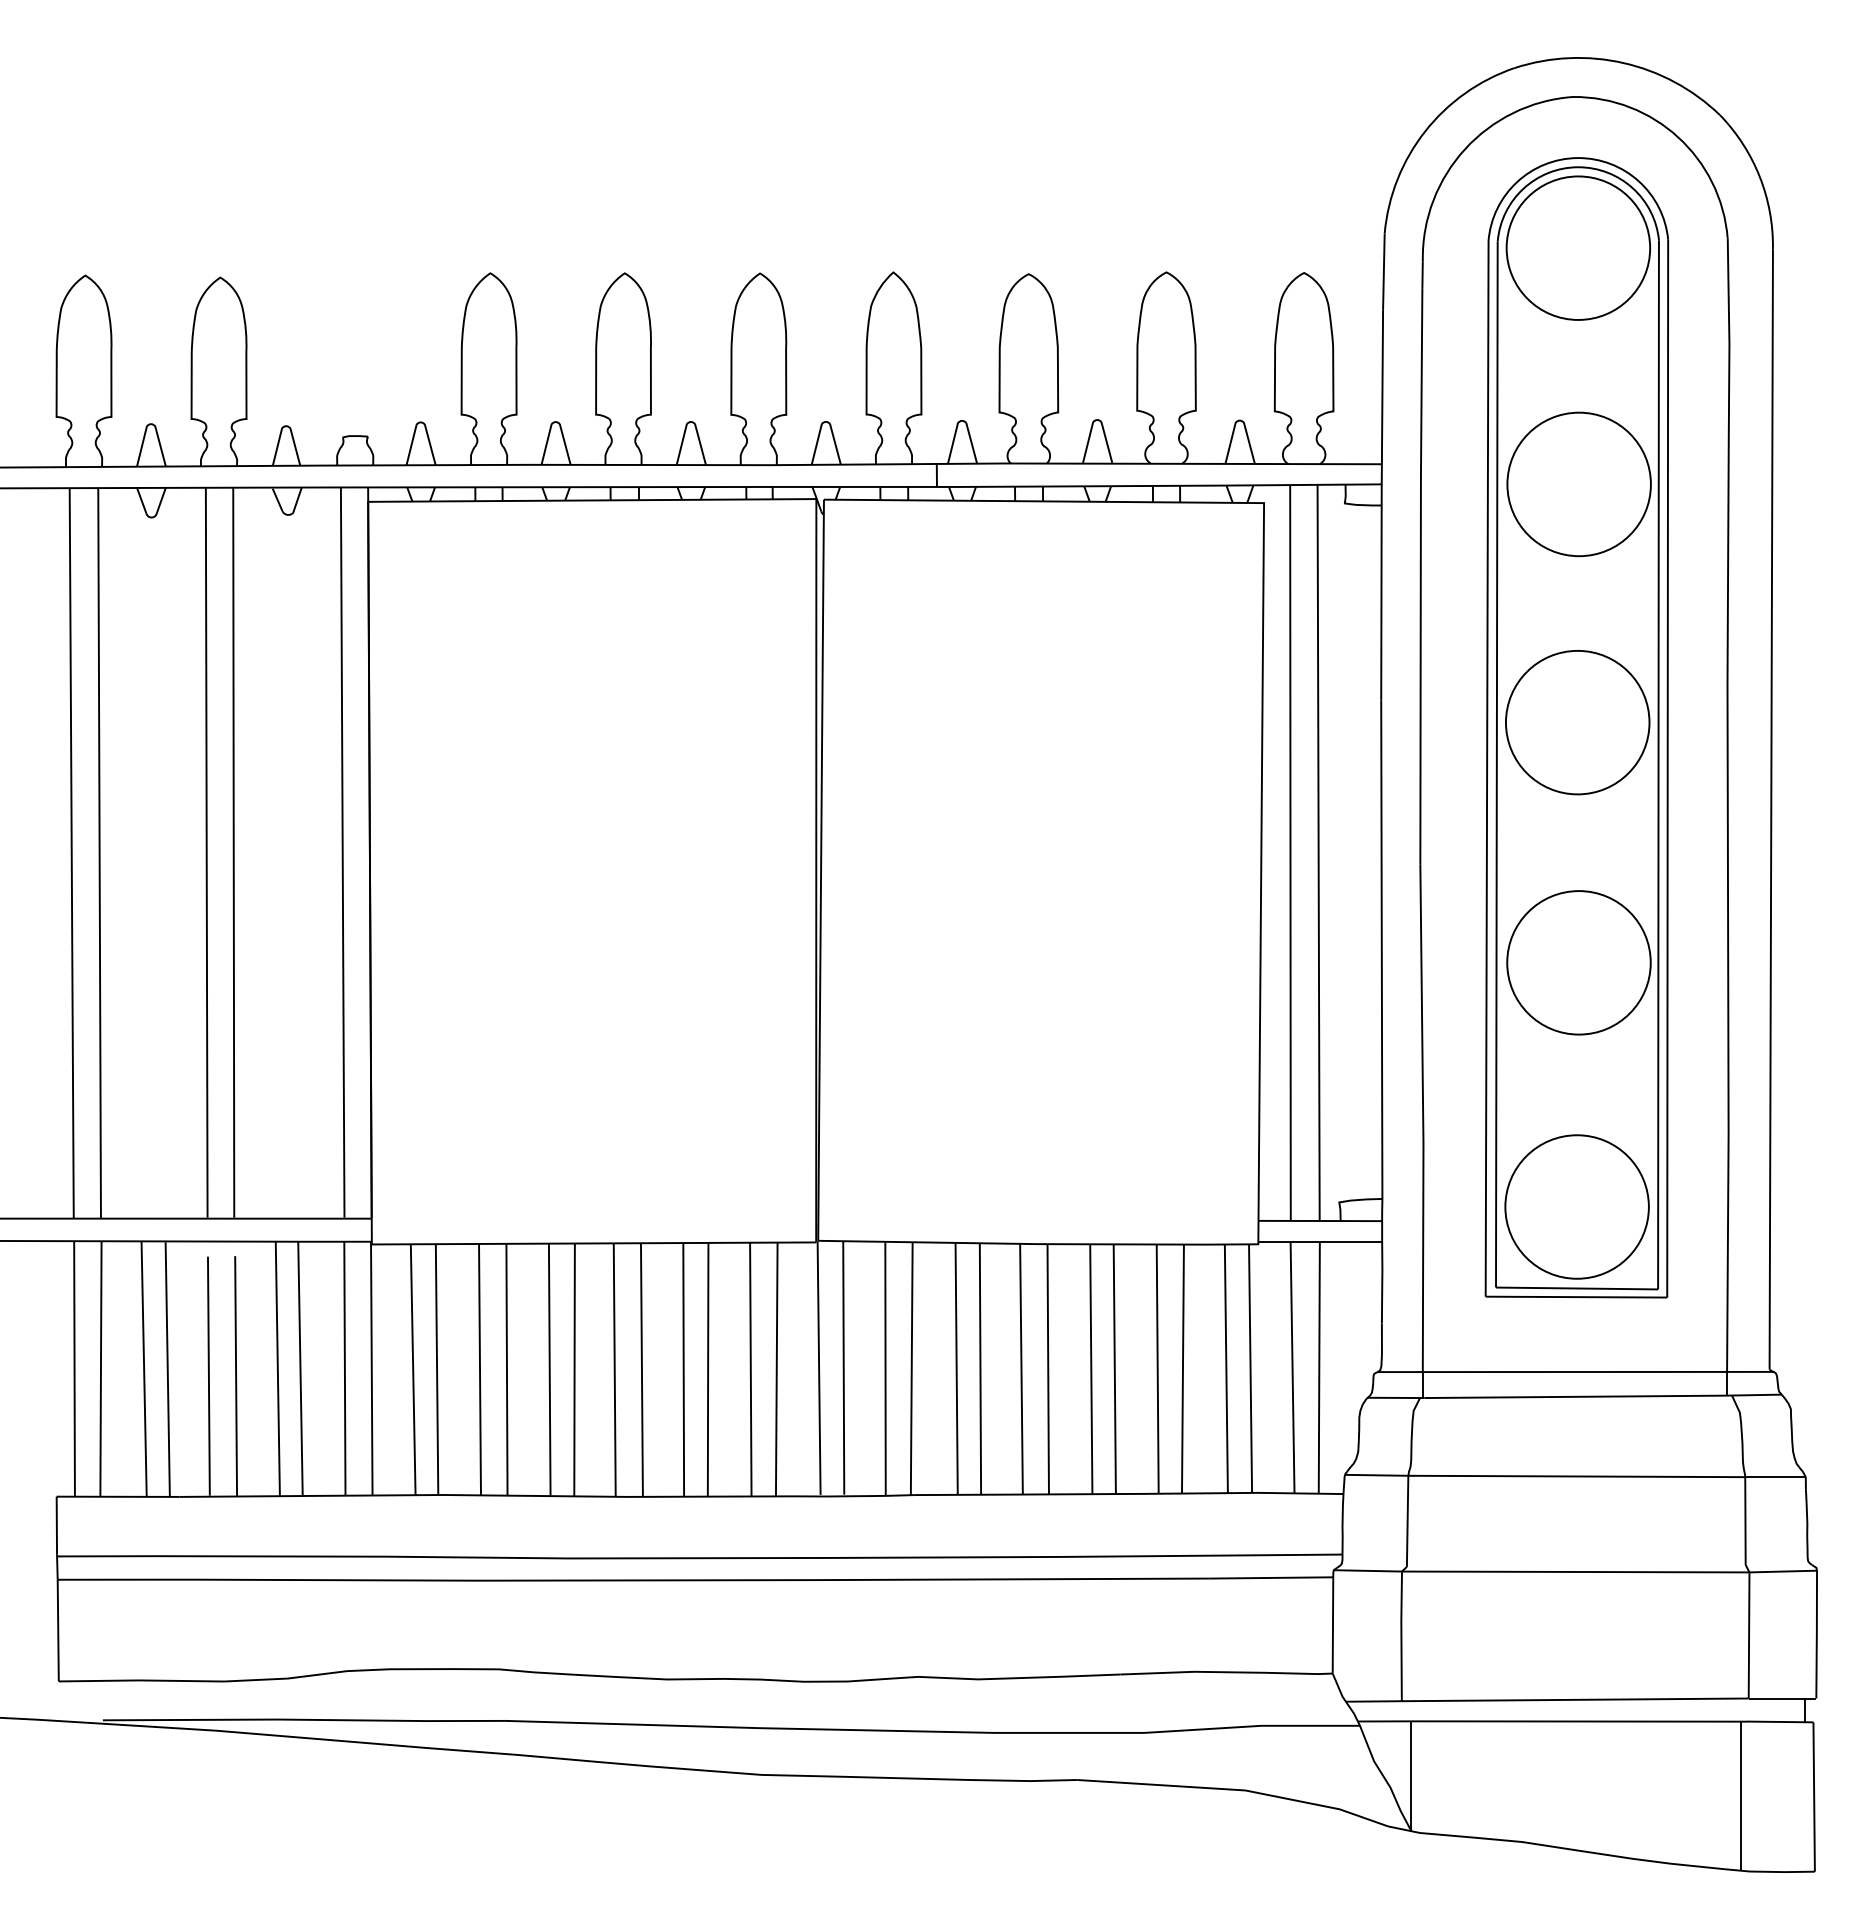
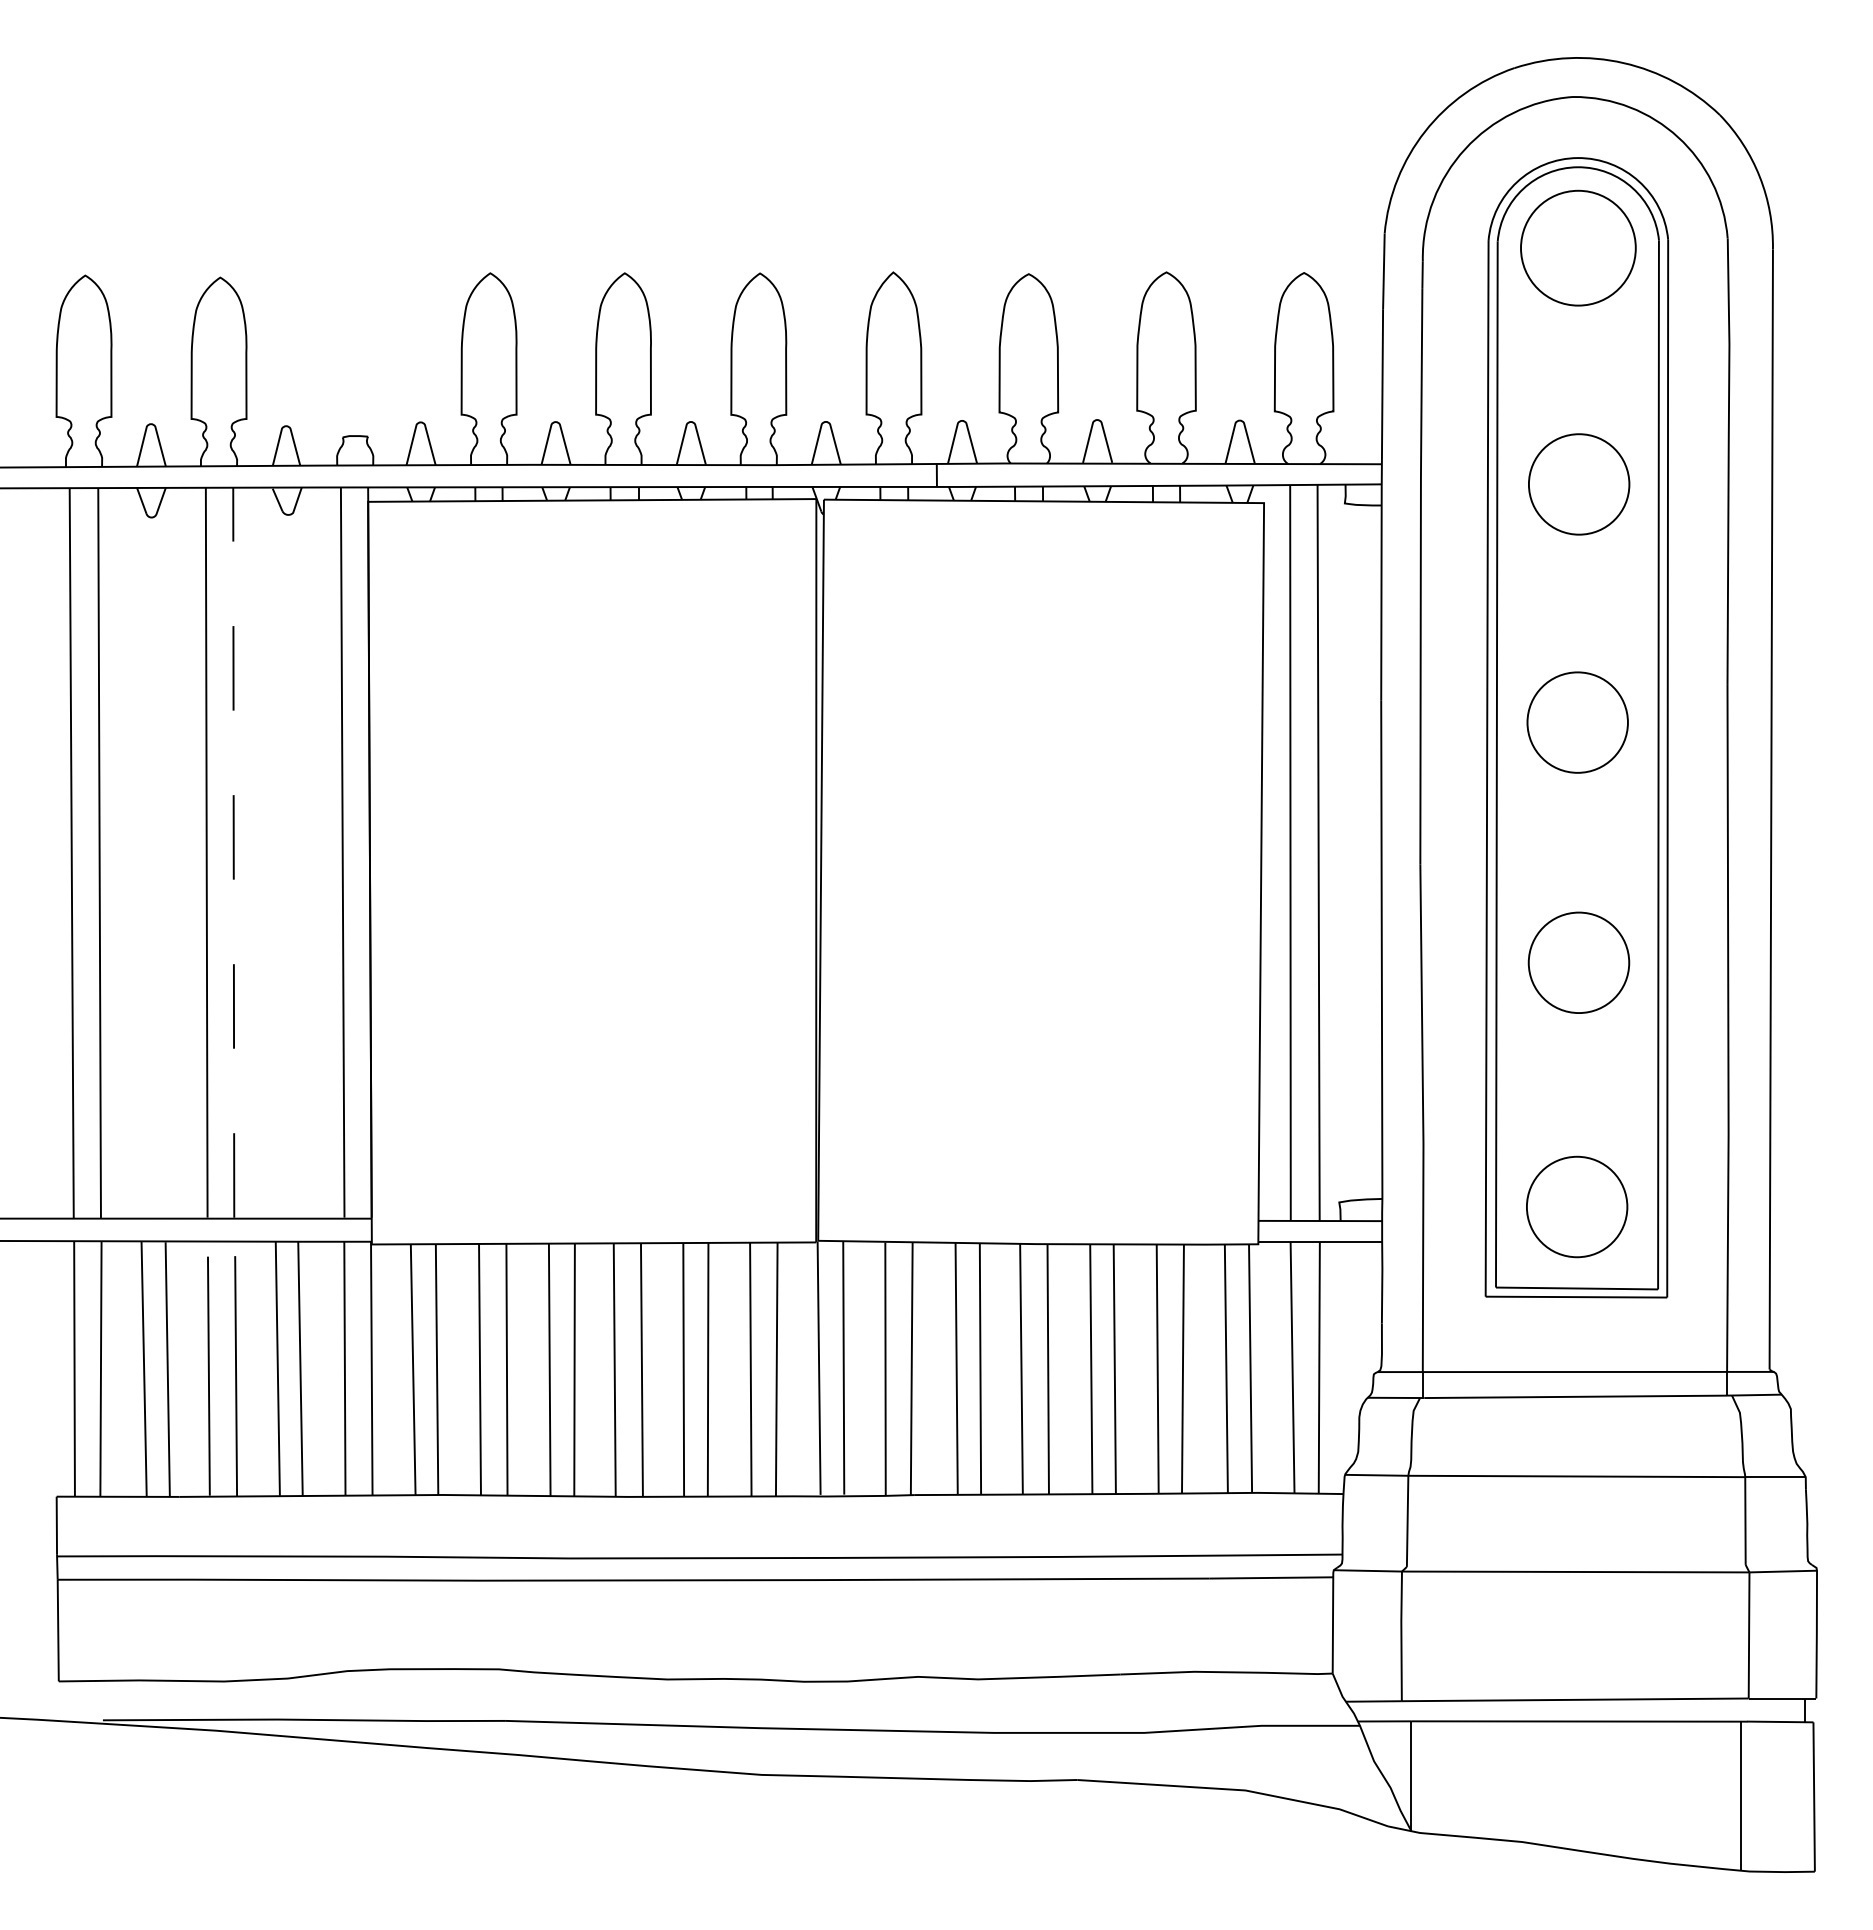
circle diameter: 144 px -> 115 px (1578, 247)
circle diameter: 144 px -> 100 px (1578, 484)
circle diameter: 144 px -> 100 px (1577, 722)
line: solid -> dashed (233, 852)
circle diameter: 144 px -> 100 px (1578, 962)
circle diameter: 144 px -> 100 px (1576, 1206)
